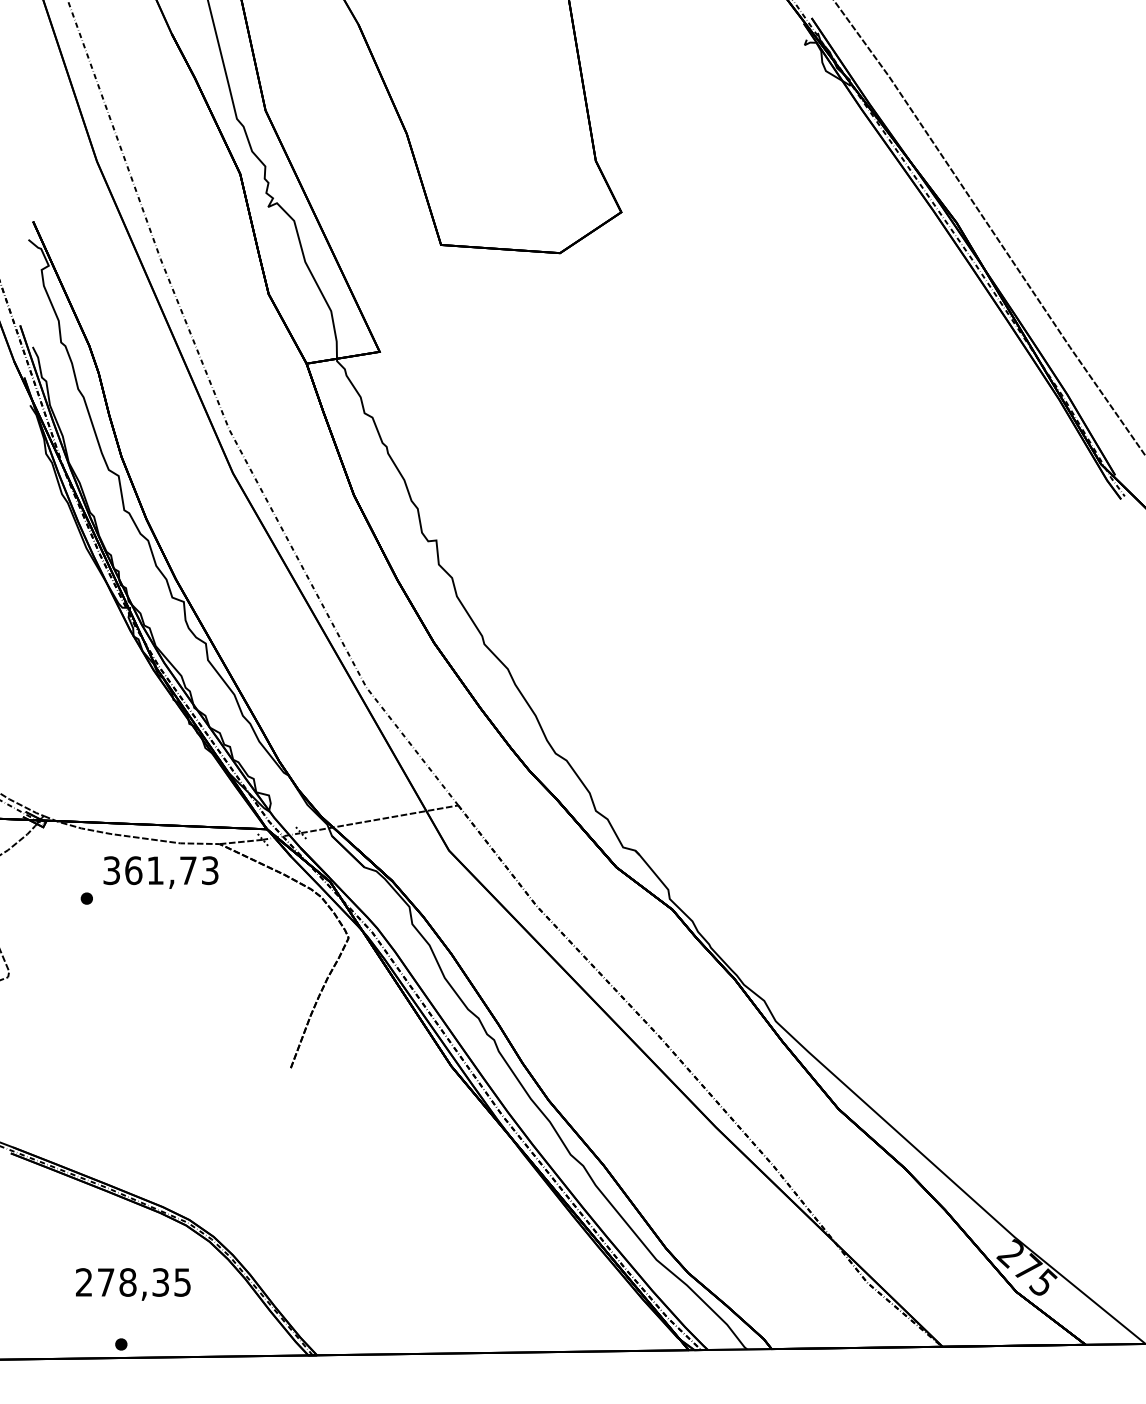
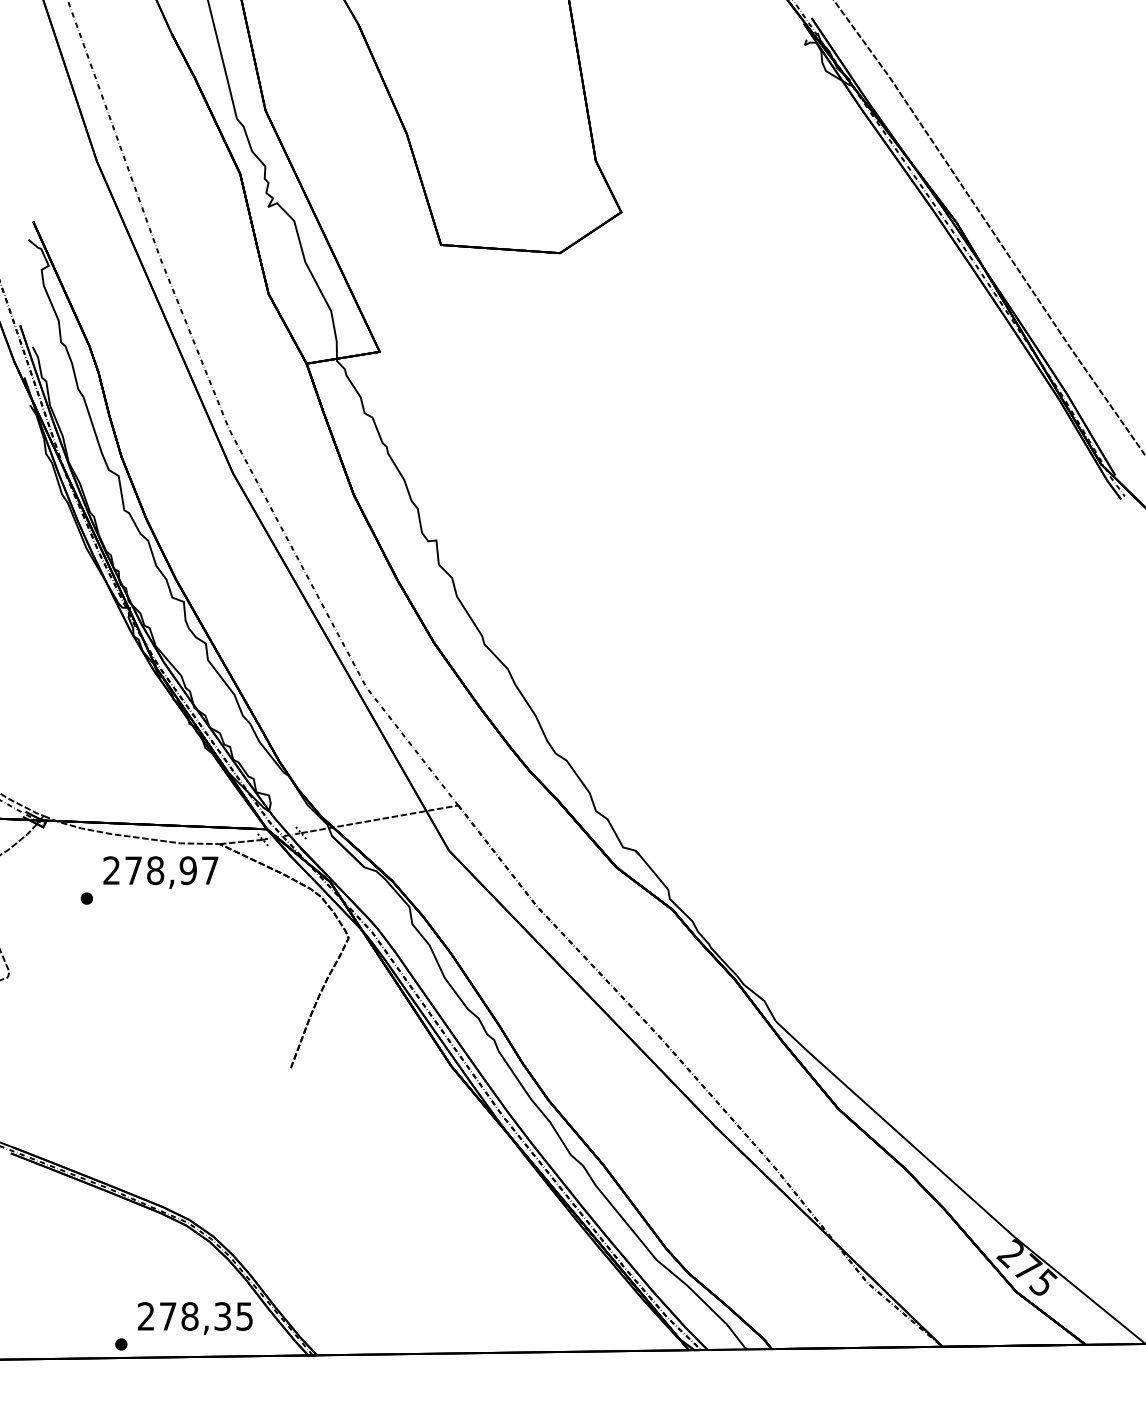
text: 361,73 -> 278,97 (160, 870)
text position: (133, 1284) -> (195, 1318) (195, 1318)
